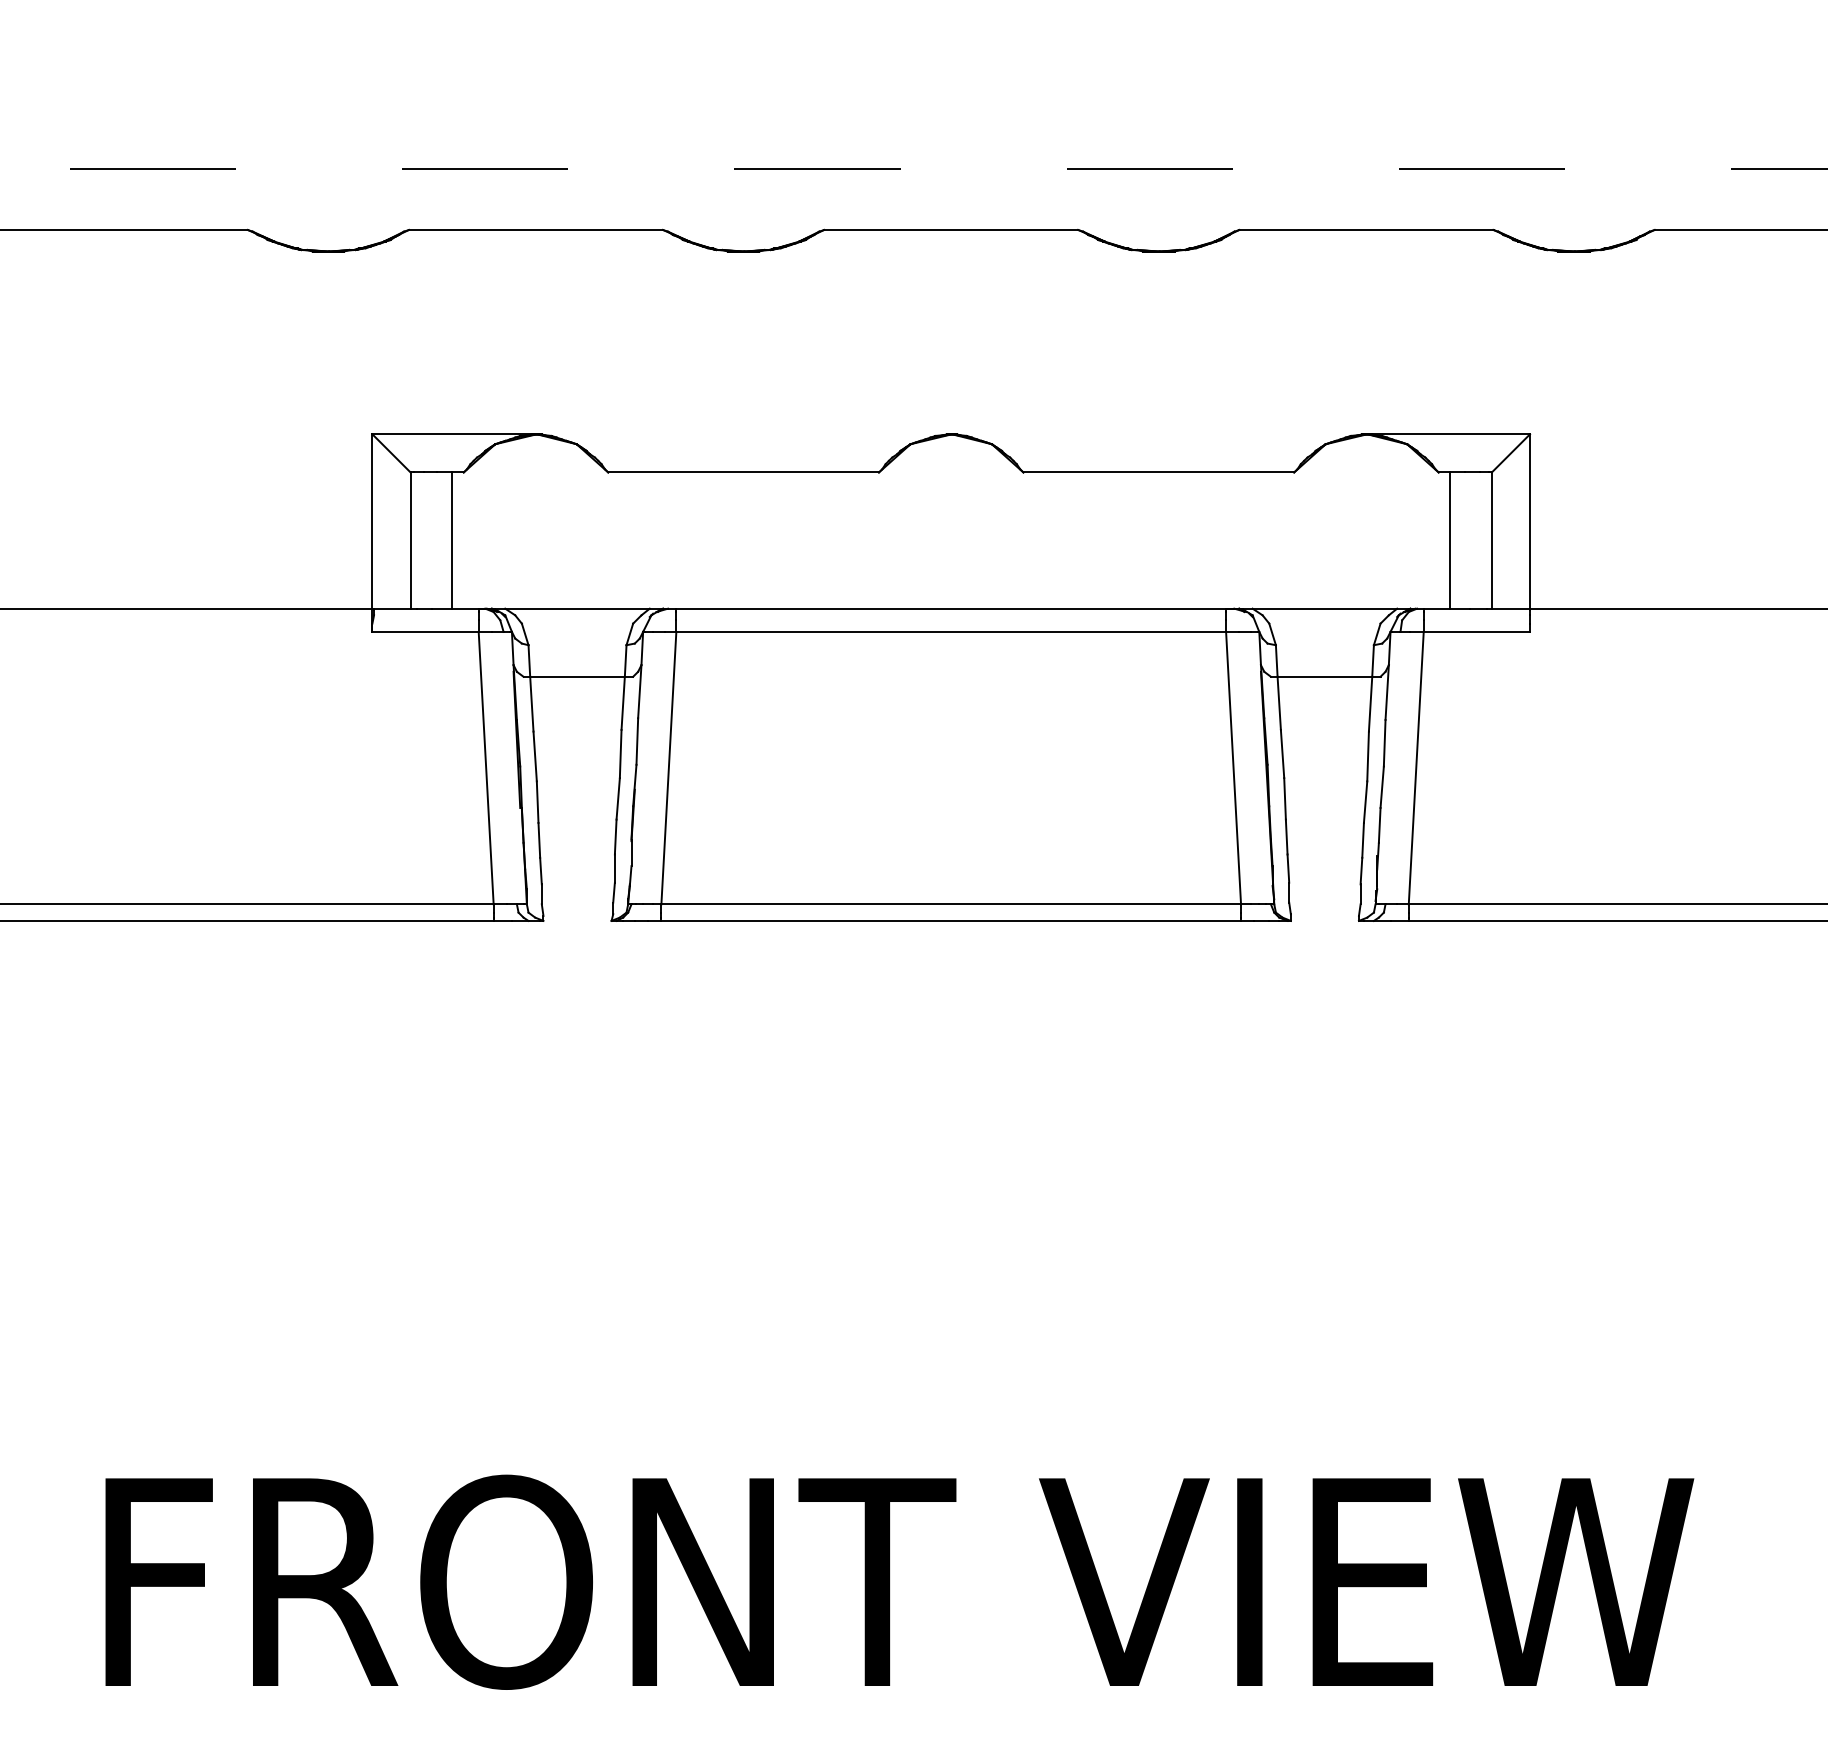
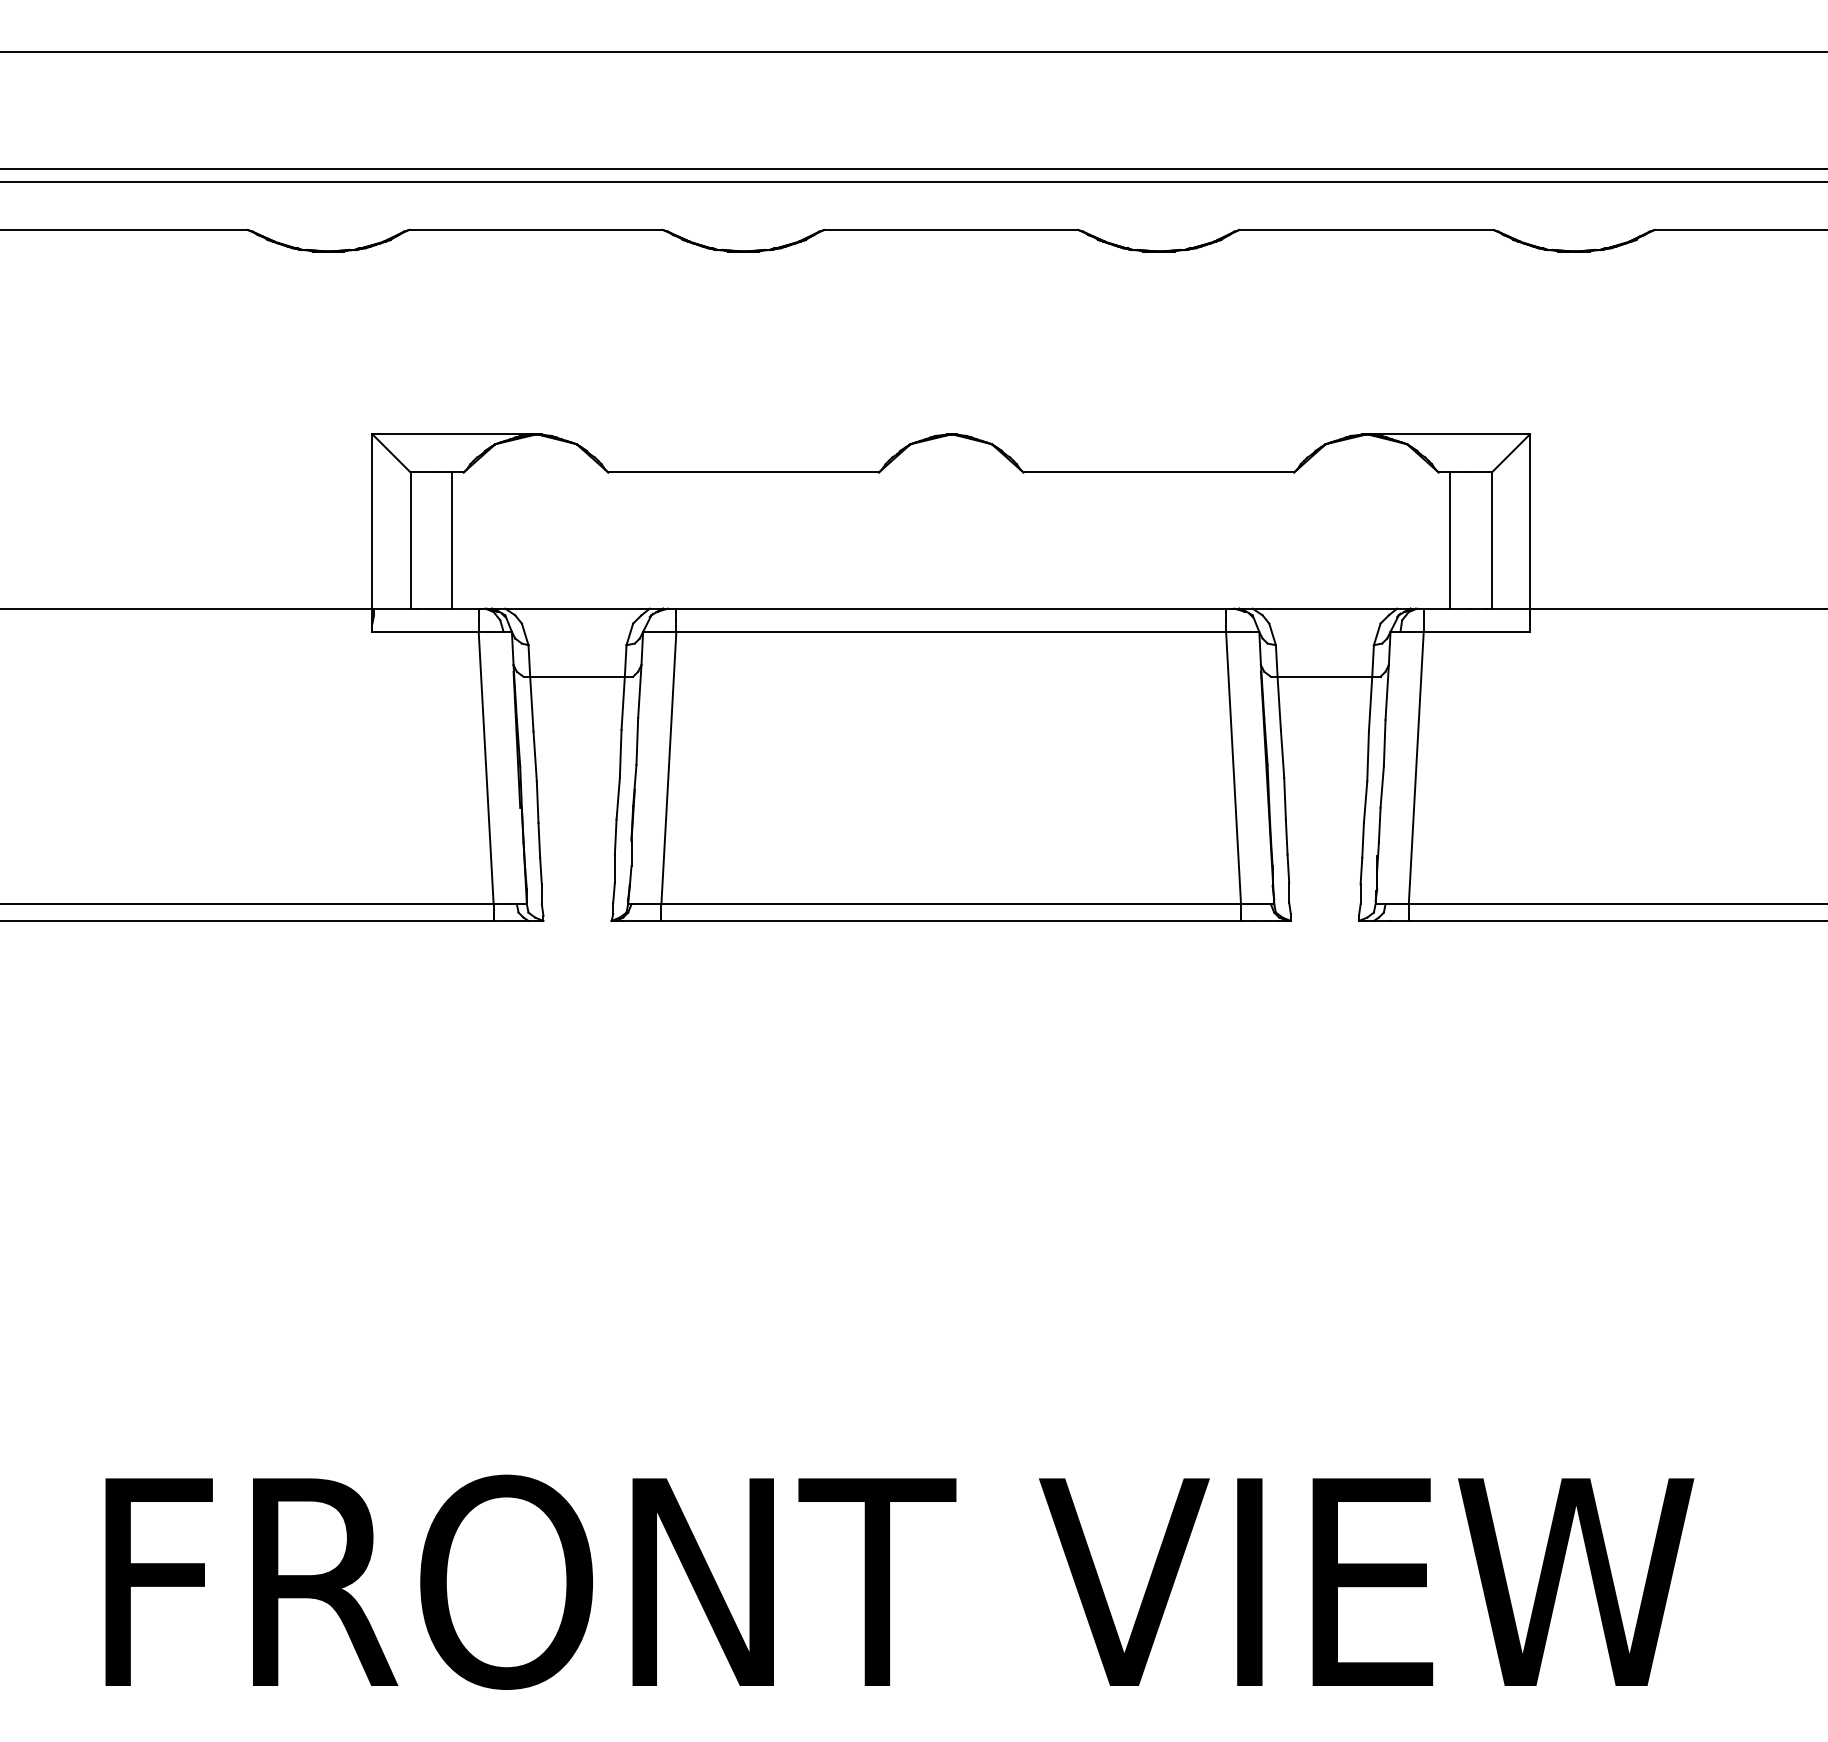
line: none -> present (913, 52)
line: dashed -> solid (914, 168)
line: none -> present (913, 181)
